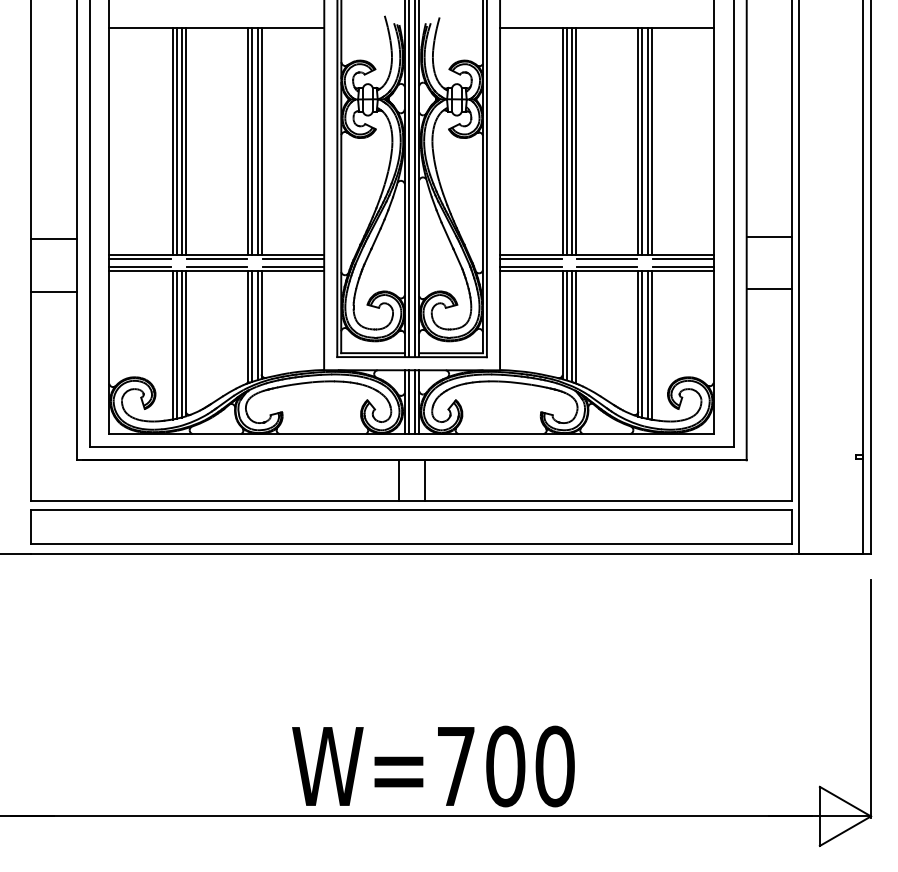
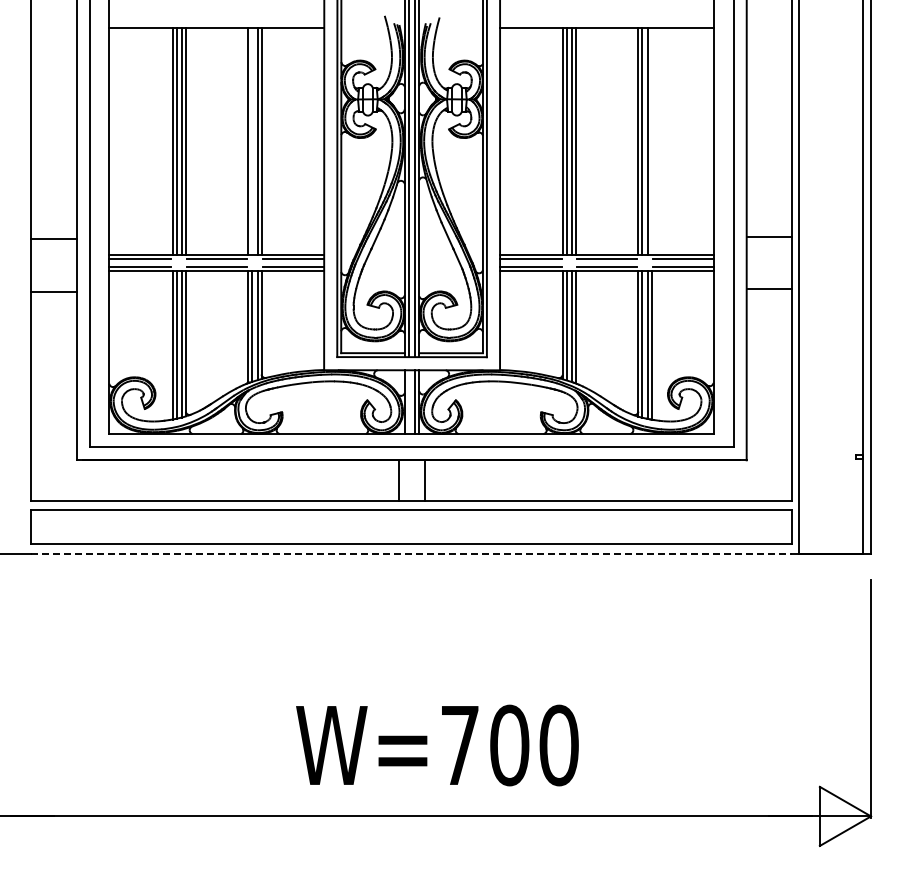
line: present -> none (252, 141)
line: present -> none (651, 141)
line: present -> none (408, 402)
line: solid -> dashed (411, 553)
text position: (433, 766) -> (437, 745) (437, 745)
